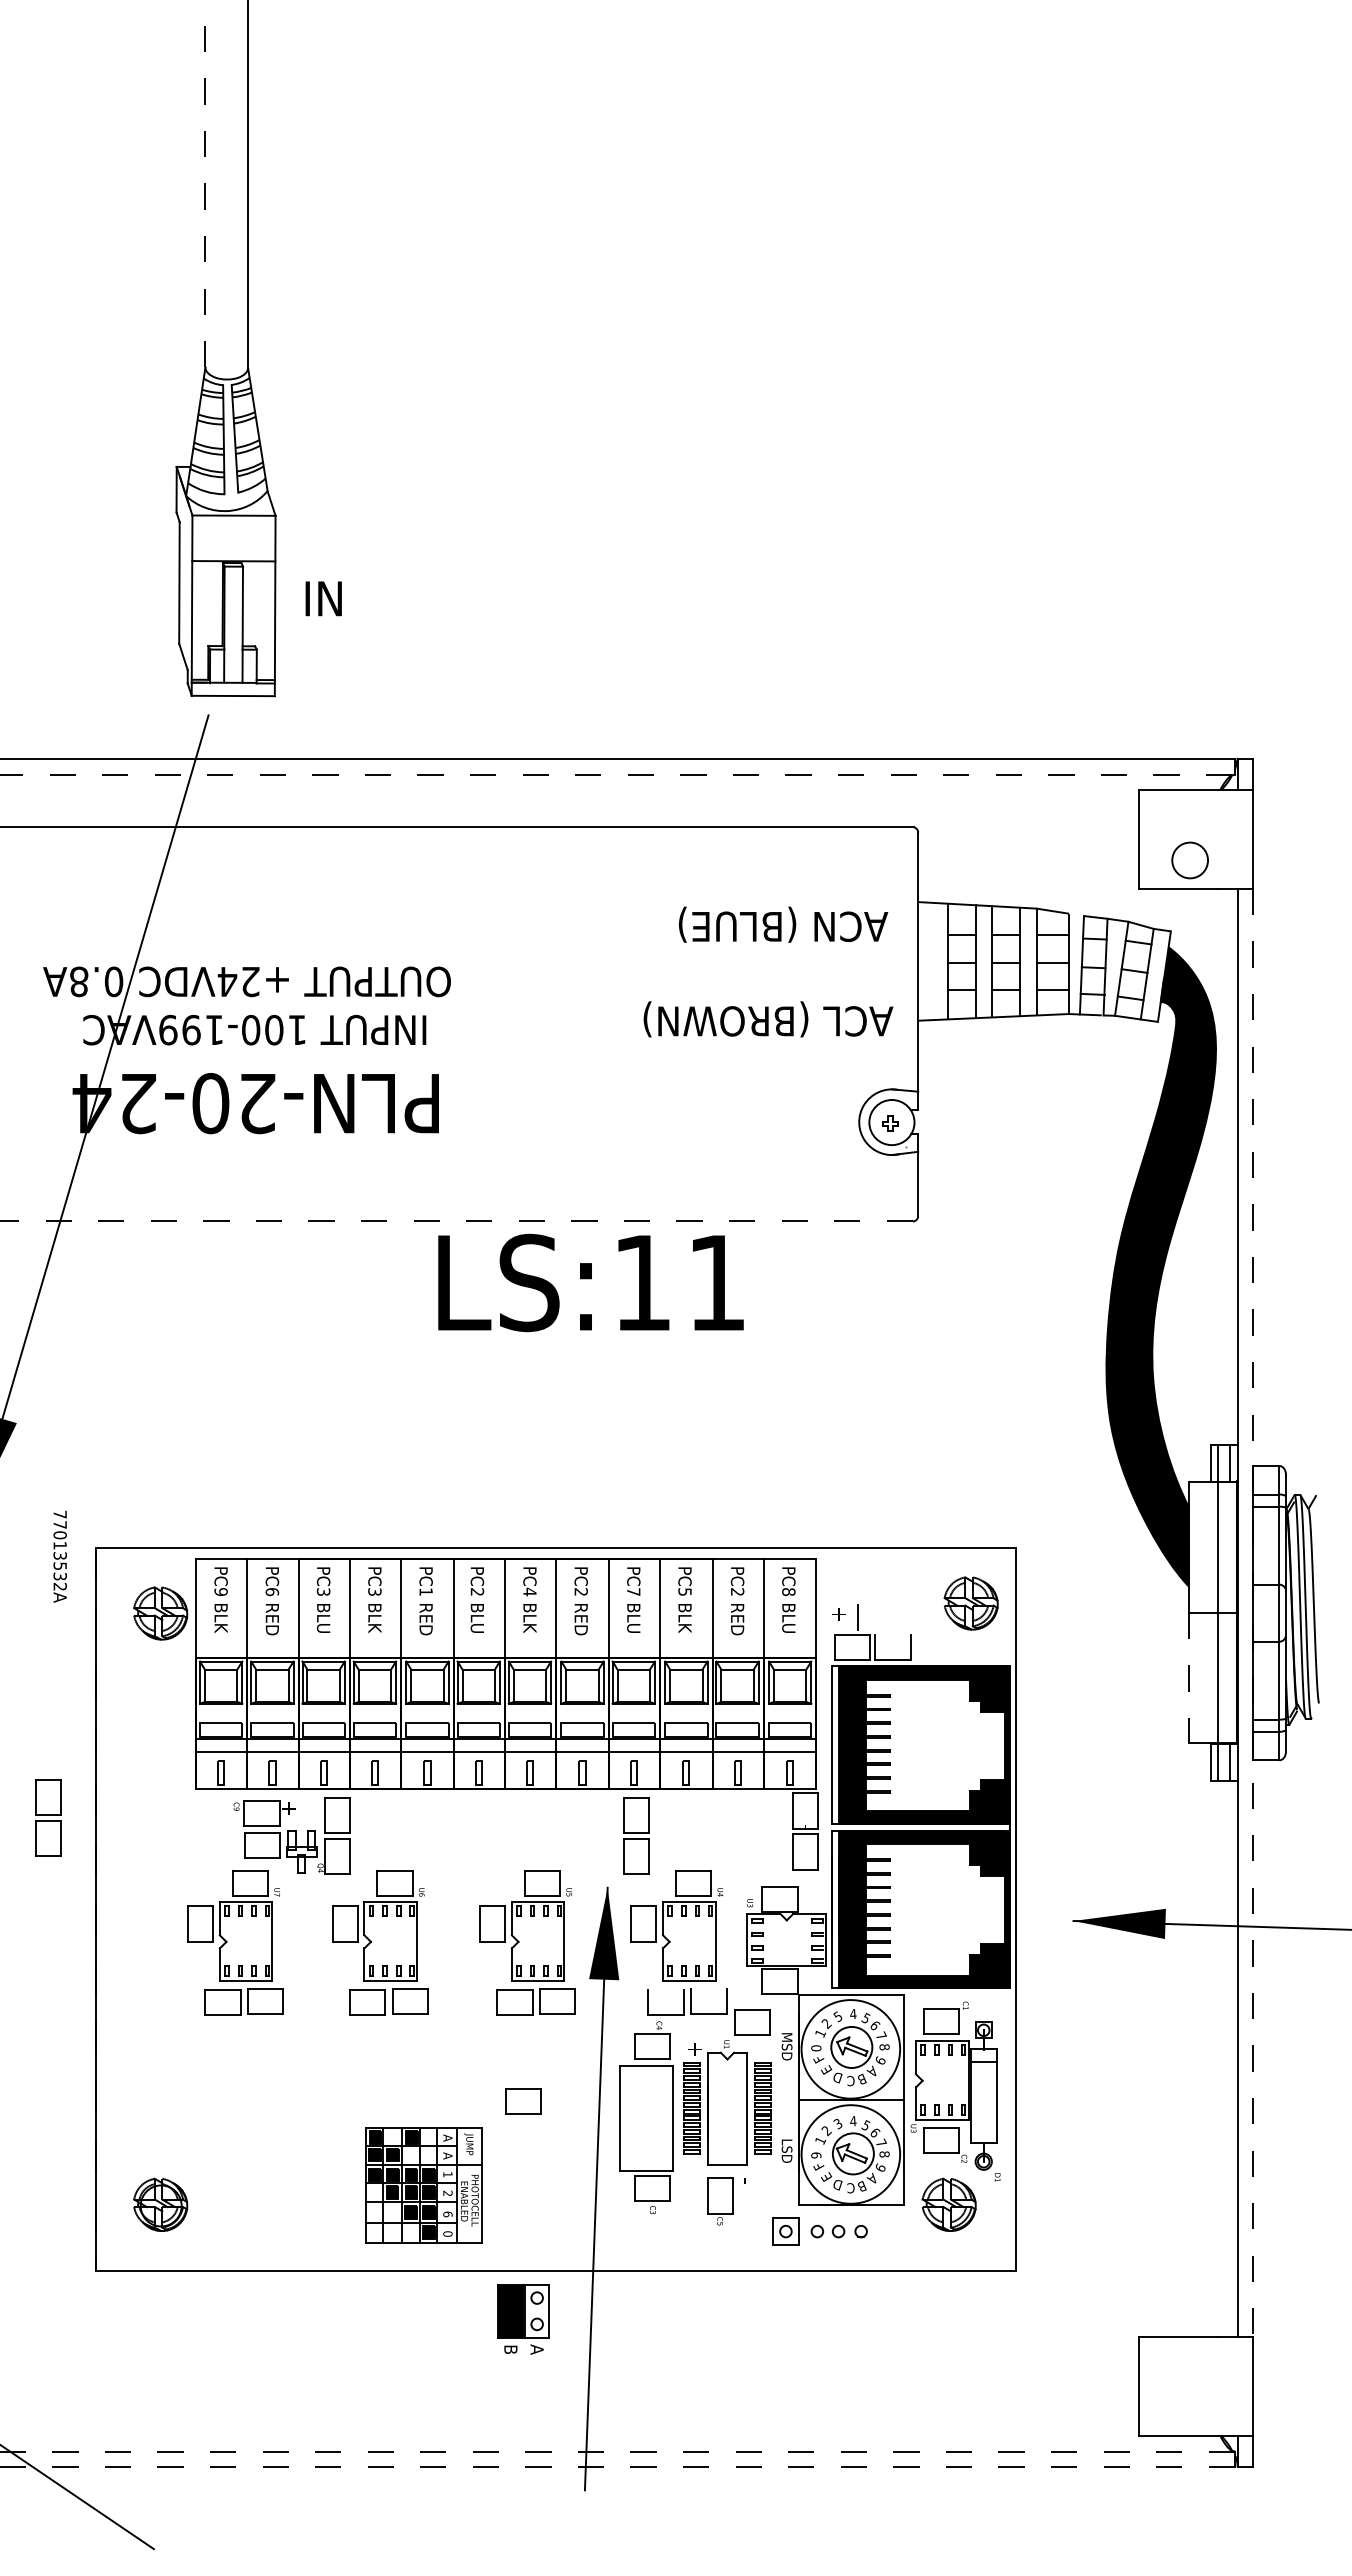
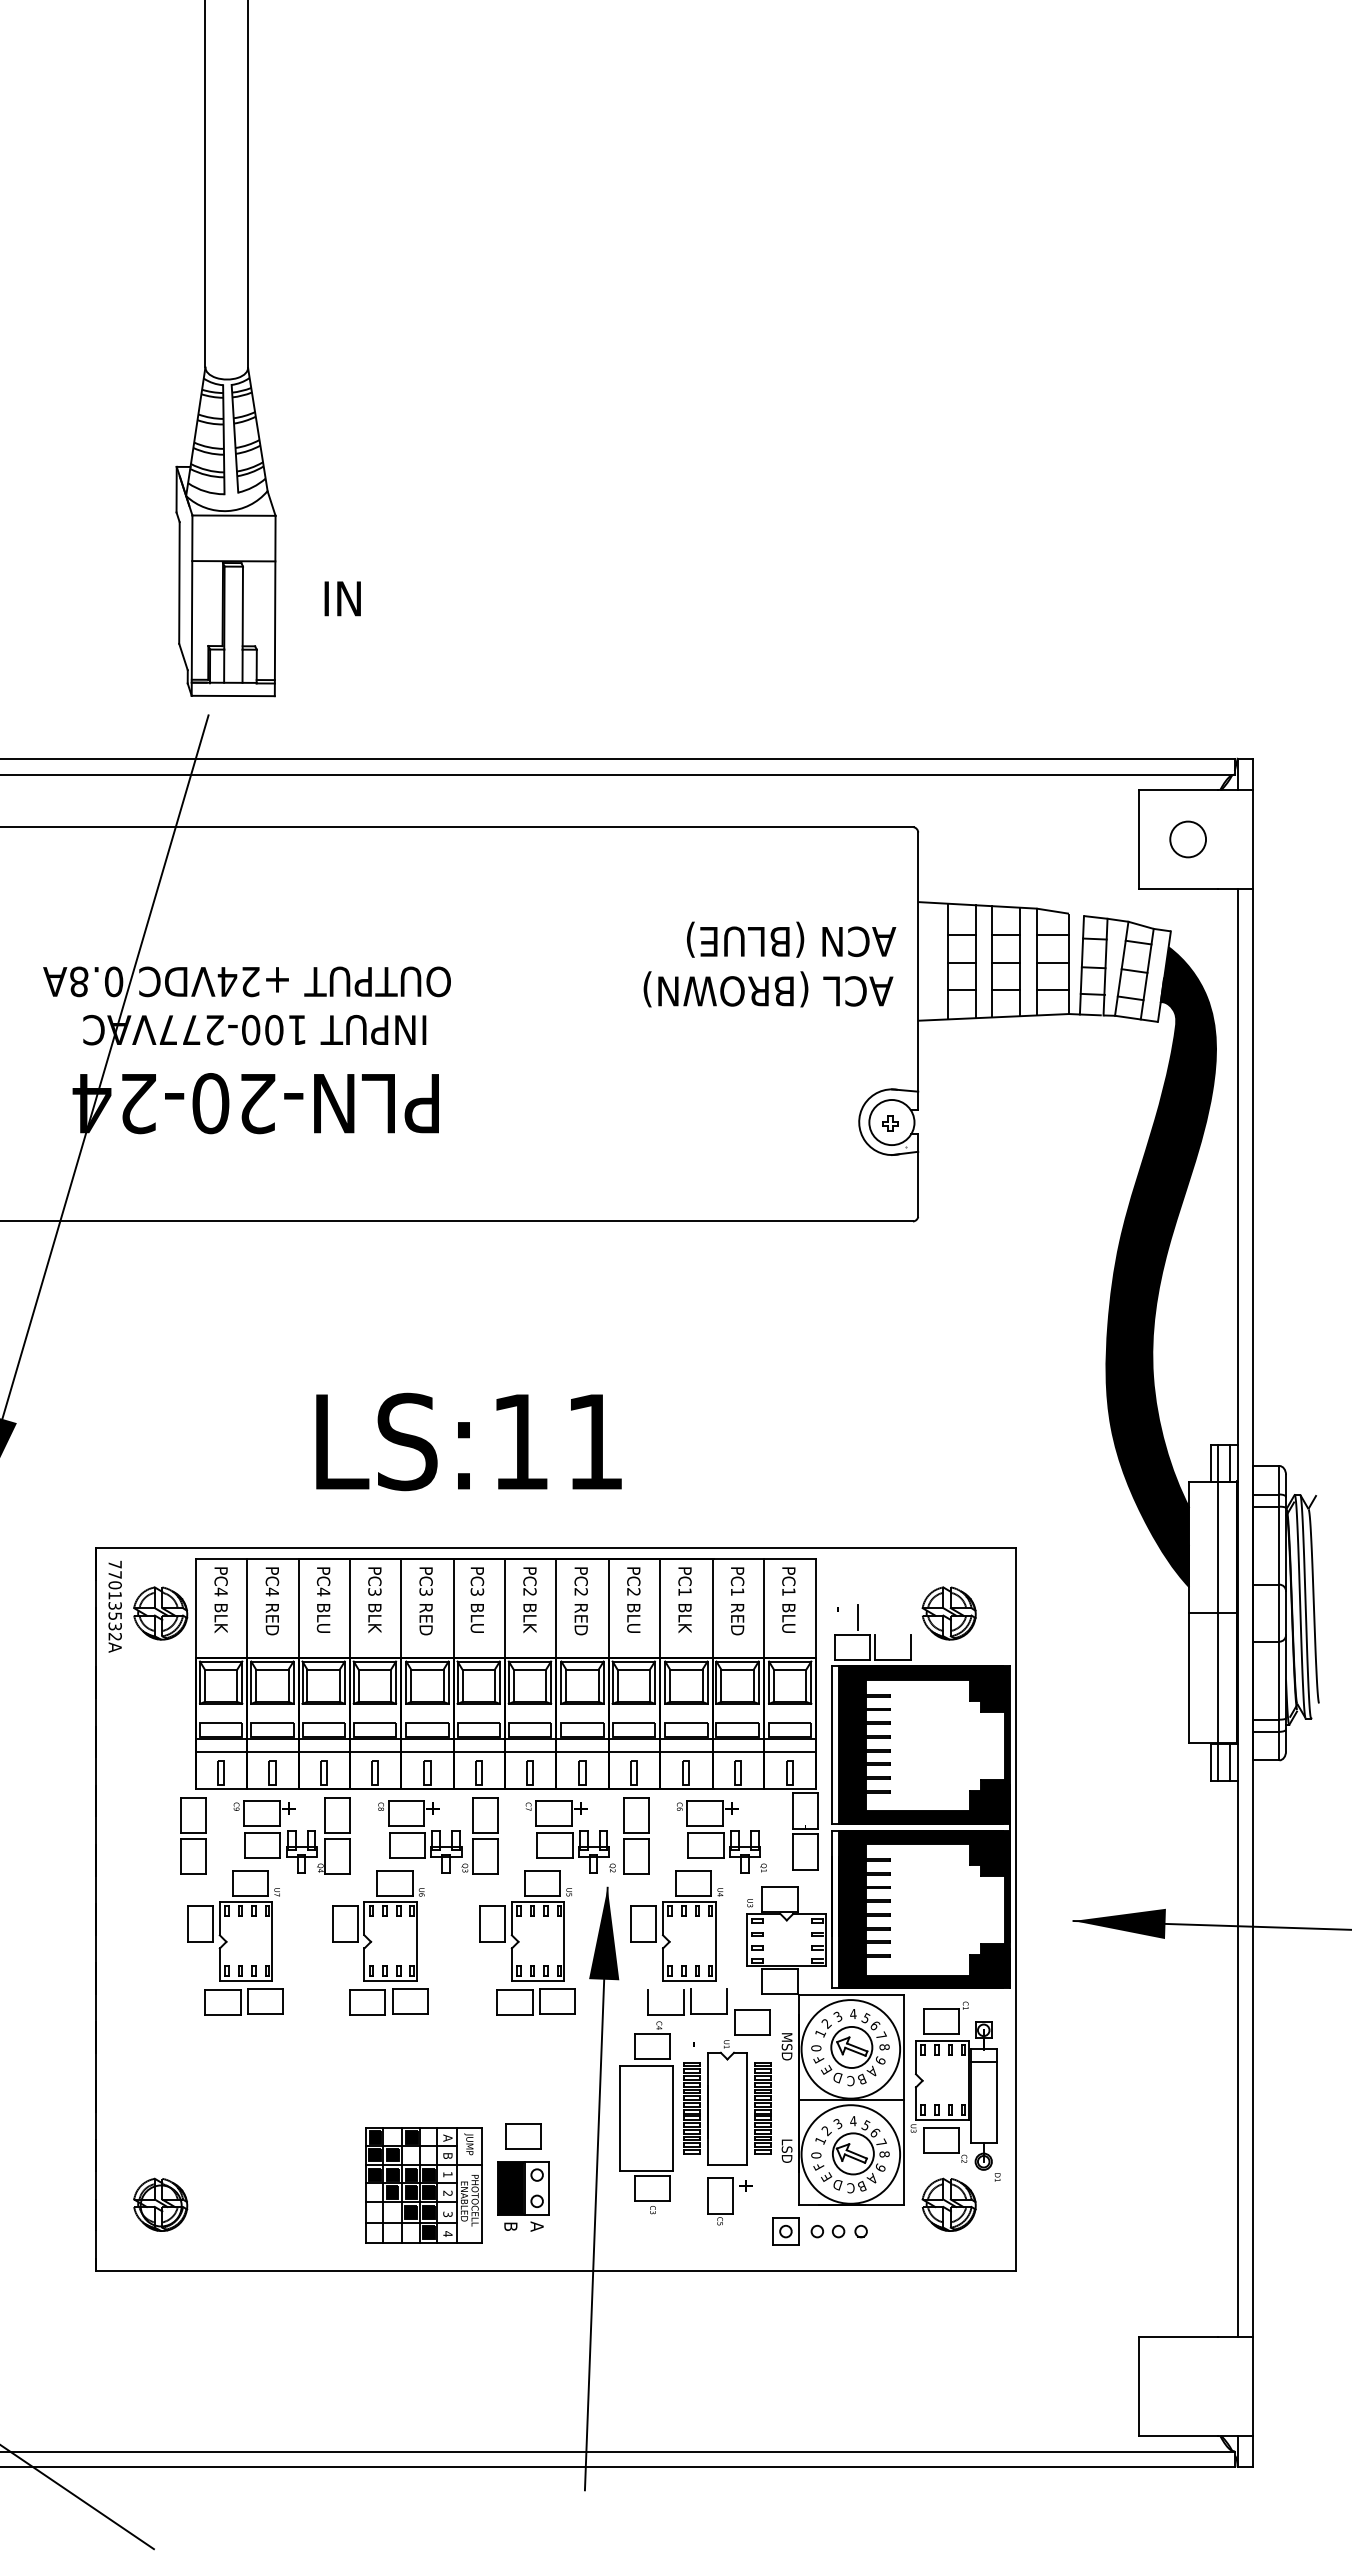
line: dashed -> solid (205, 183)
text position: (323, 598) -> (342, 598) (342, 598)
line: dashed -> solid (618, 774)
circle position: (1189, 860) -> (1187, 839) (1187, 839)
text position: (783, 924) -> (791, 939) (791, 939)
text position: (768, 1019) -> (768, 989) (768, 989)
text: 100-199VAC -> 100-277VAC (191, 1029)
line: dashed -> solid (456, 1221)
text position: (590, 1282) -> (468, 1441) (468, 1441)
text position: (59, 1556) -> (114, 1606) (114, 1606)
text: PC9 -> PC4 (220, 1591)
text: PC6 -> PC4 (272, 1591)
text: PC3 -> PC4 (323, 1591)
text: PC1 -> PC3 (425, 1591)
text: PC2 -> PC3 (476, 1591)
text: PC4 -> PC2 (529, 1591)
text: PC7 -> PC2 (633, 1591)
text: PC5 -> PC1 (684, 1591)
text: PC2 -> PC1 (737, 1591)
text: PC8 -> PC1 (788, 1591)
part position: (970, 1603) -> (948, 1613) (948, 1613)
text: + -> - (838, 1613)
line: dashed -> solid (1253, 1613)
line: dashed -> solid (1189, 1678)
part position: (48, 1817) -> (193, 1835) (193, 1835)
part: none -> present (438, 1835)
part: none -> present (570, 1836)
part: none -> present (721, 1836)
text: 5 -> 3 (837, 2015)
text: + -> - (694, 2048)
part position: (523, 2101) -> (523, 2136) (523, 2136)
text: A -> B (447, 2155)
text: 6 -> 0 (816, 2155)
text: - -> + (745, 2184)
text: 6 -> 3 (447, 2214)
text: 0 -> 4 (447, 2233)
part position: (523, 2319) -> (523, 2196) (523, 2196)
line: dashed -> solid (617, 2451)
line: dashed -> solid (617, 2467)
